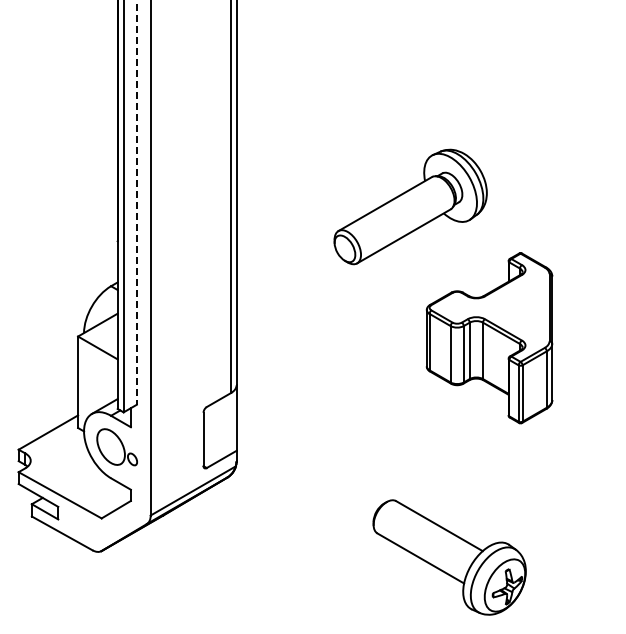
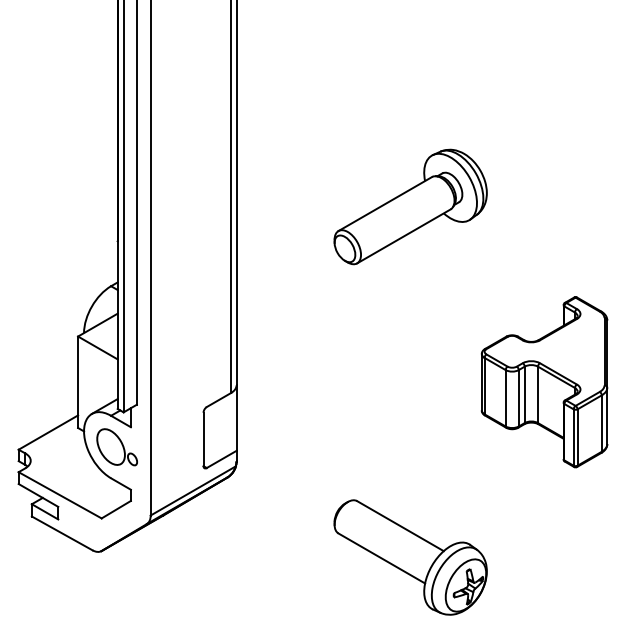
line: dashed -> solid (136, 202)
part position: (489, 338) -> (544, 382) (544, 382)
part position: (449, 557) -> (410, 557) (410, 557)
